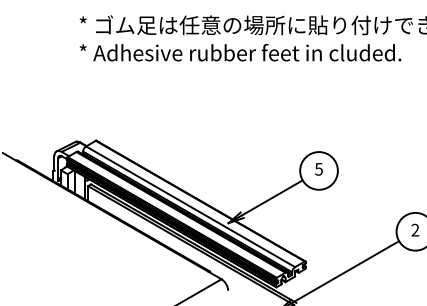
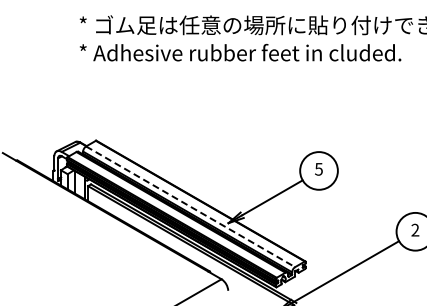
line: solid -> dashed (190, 206)
